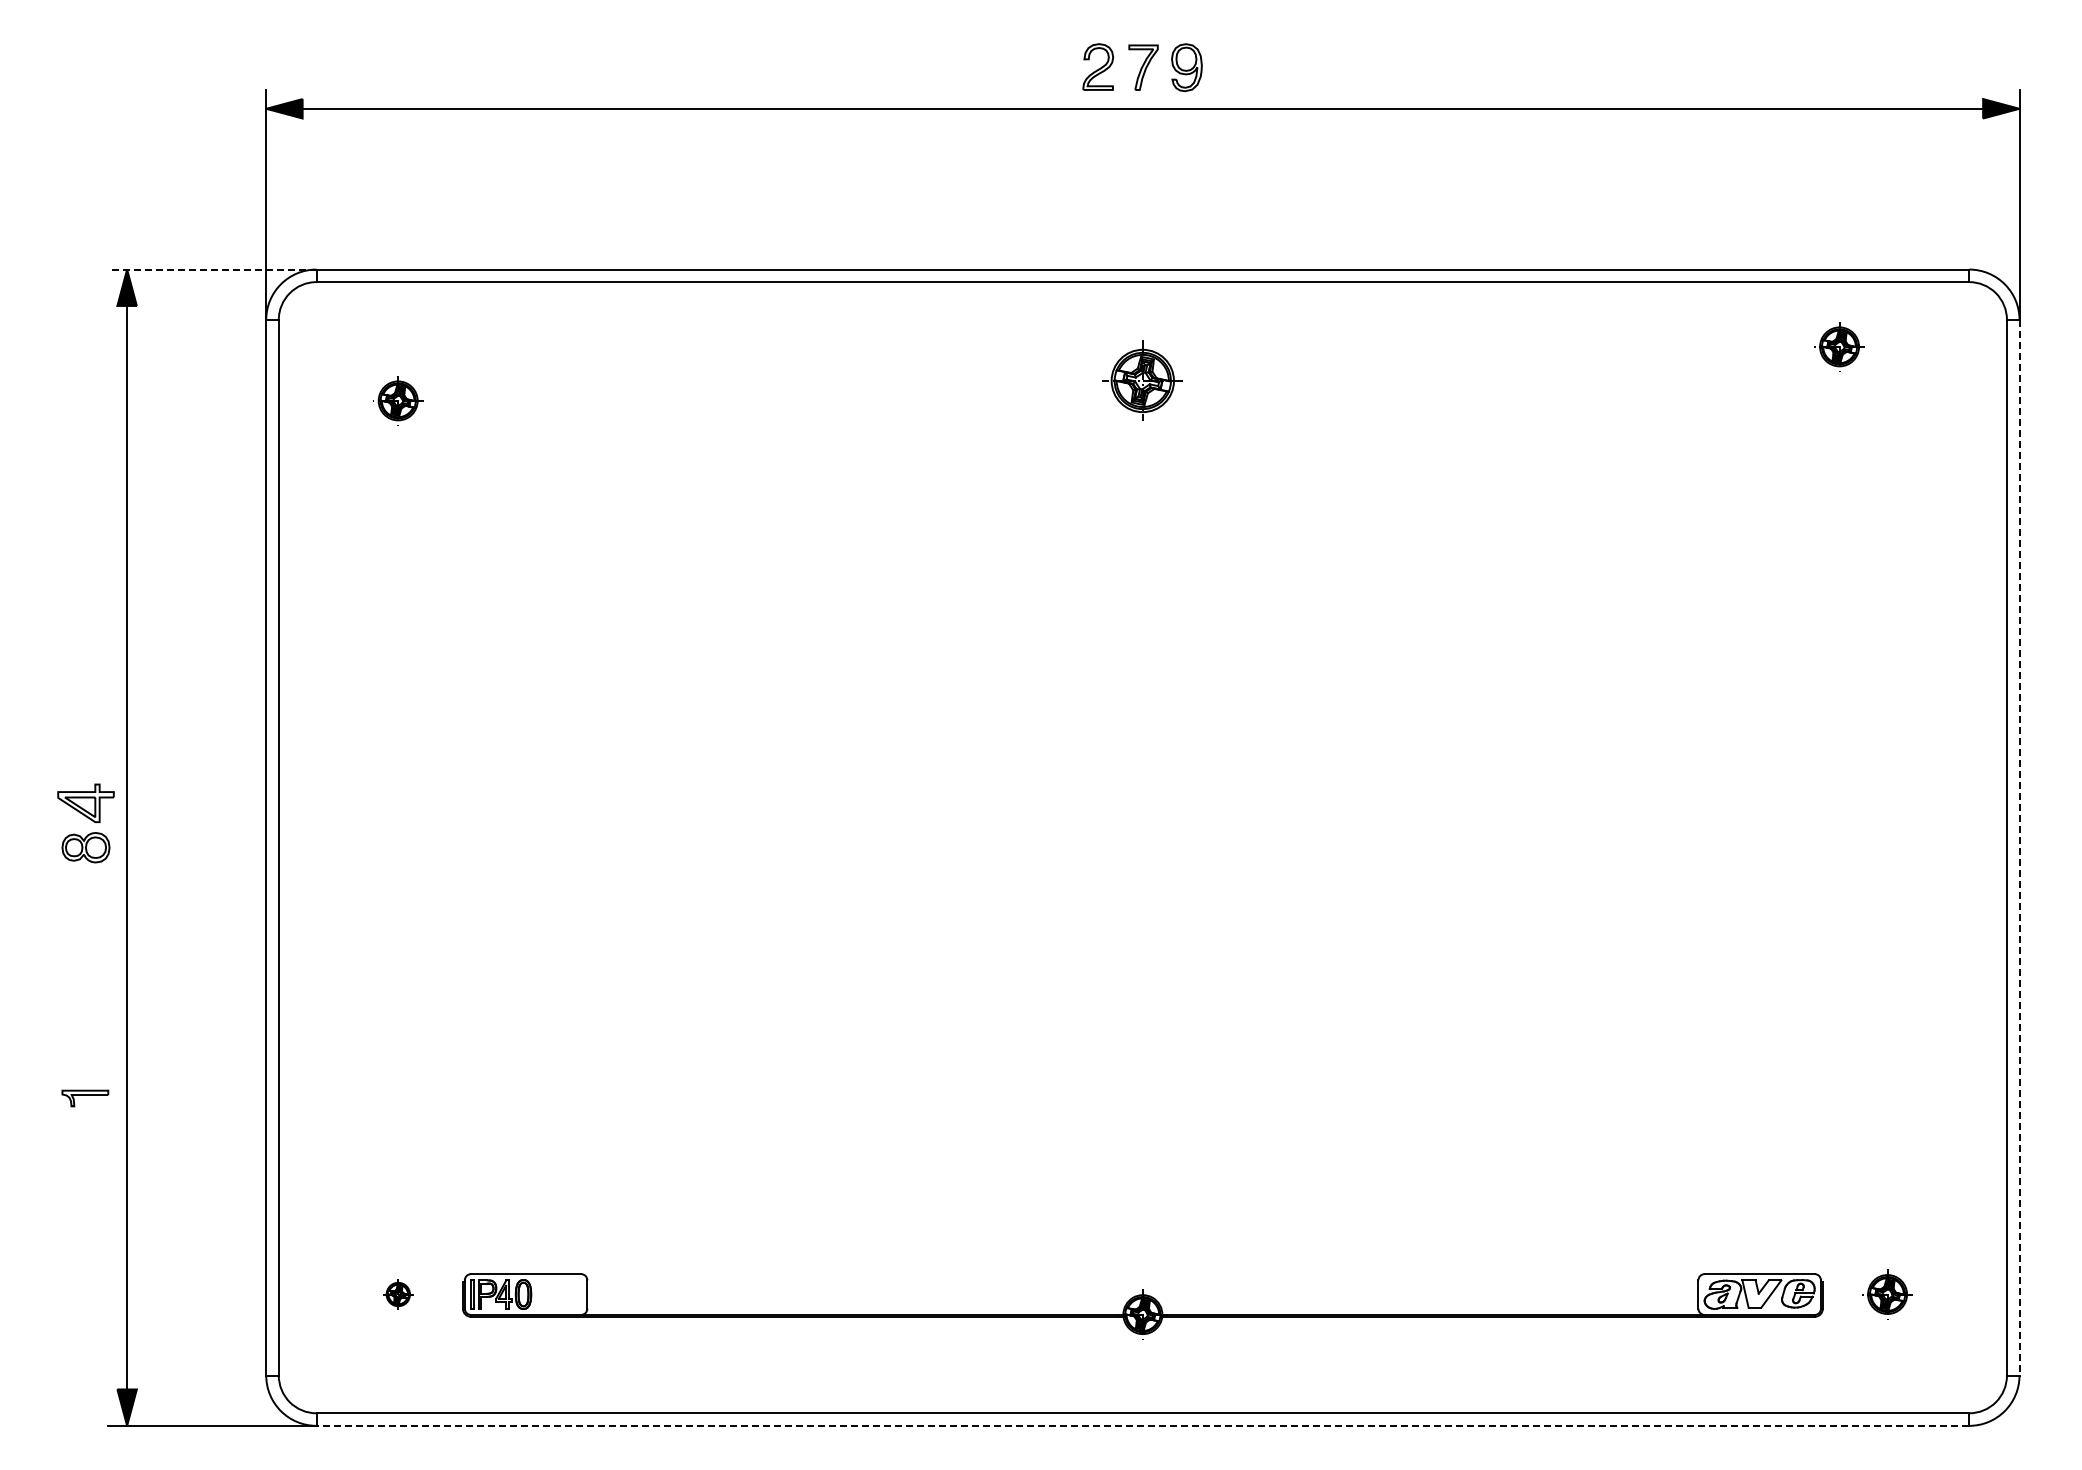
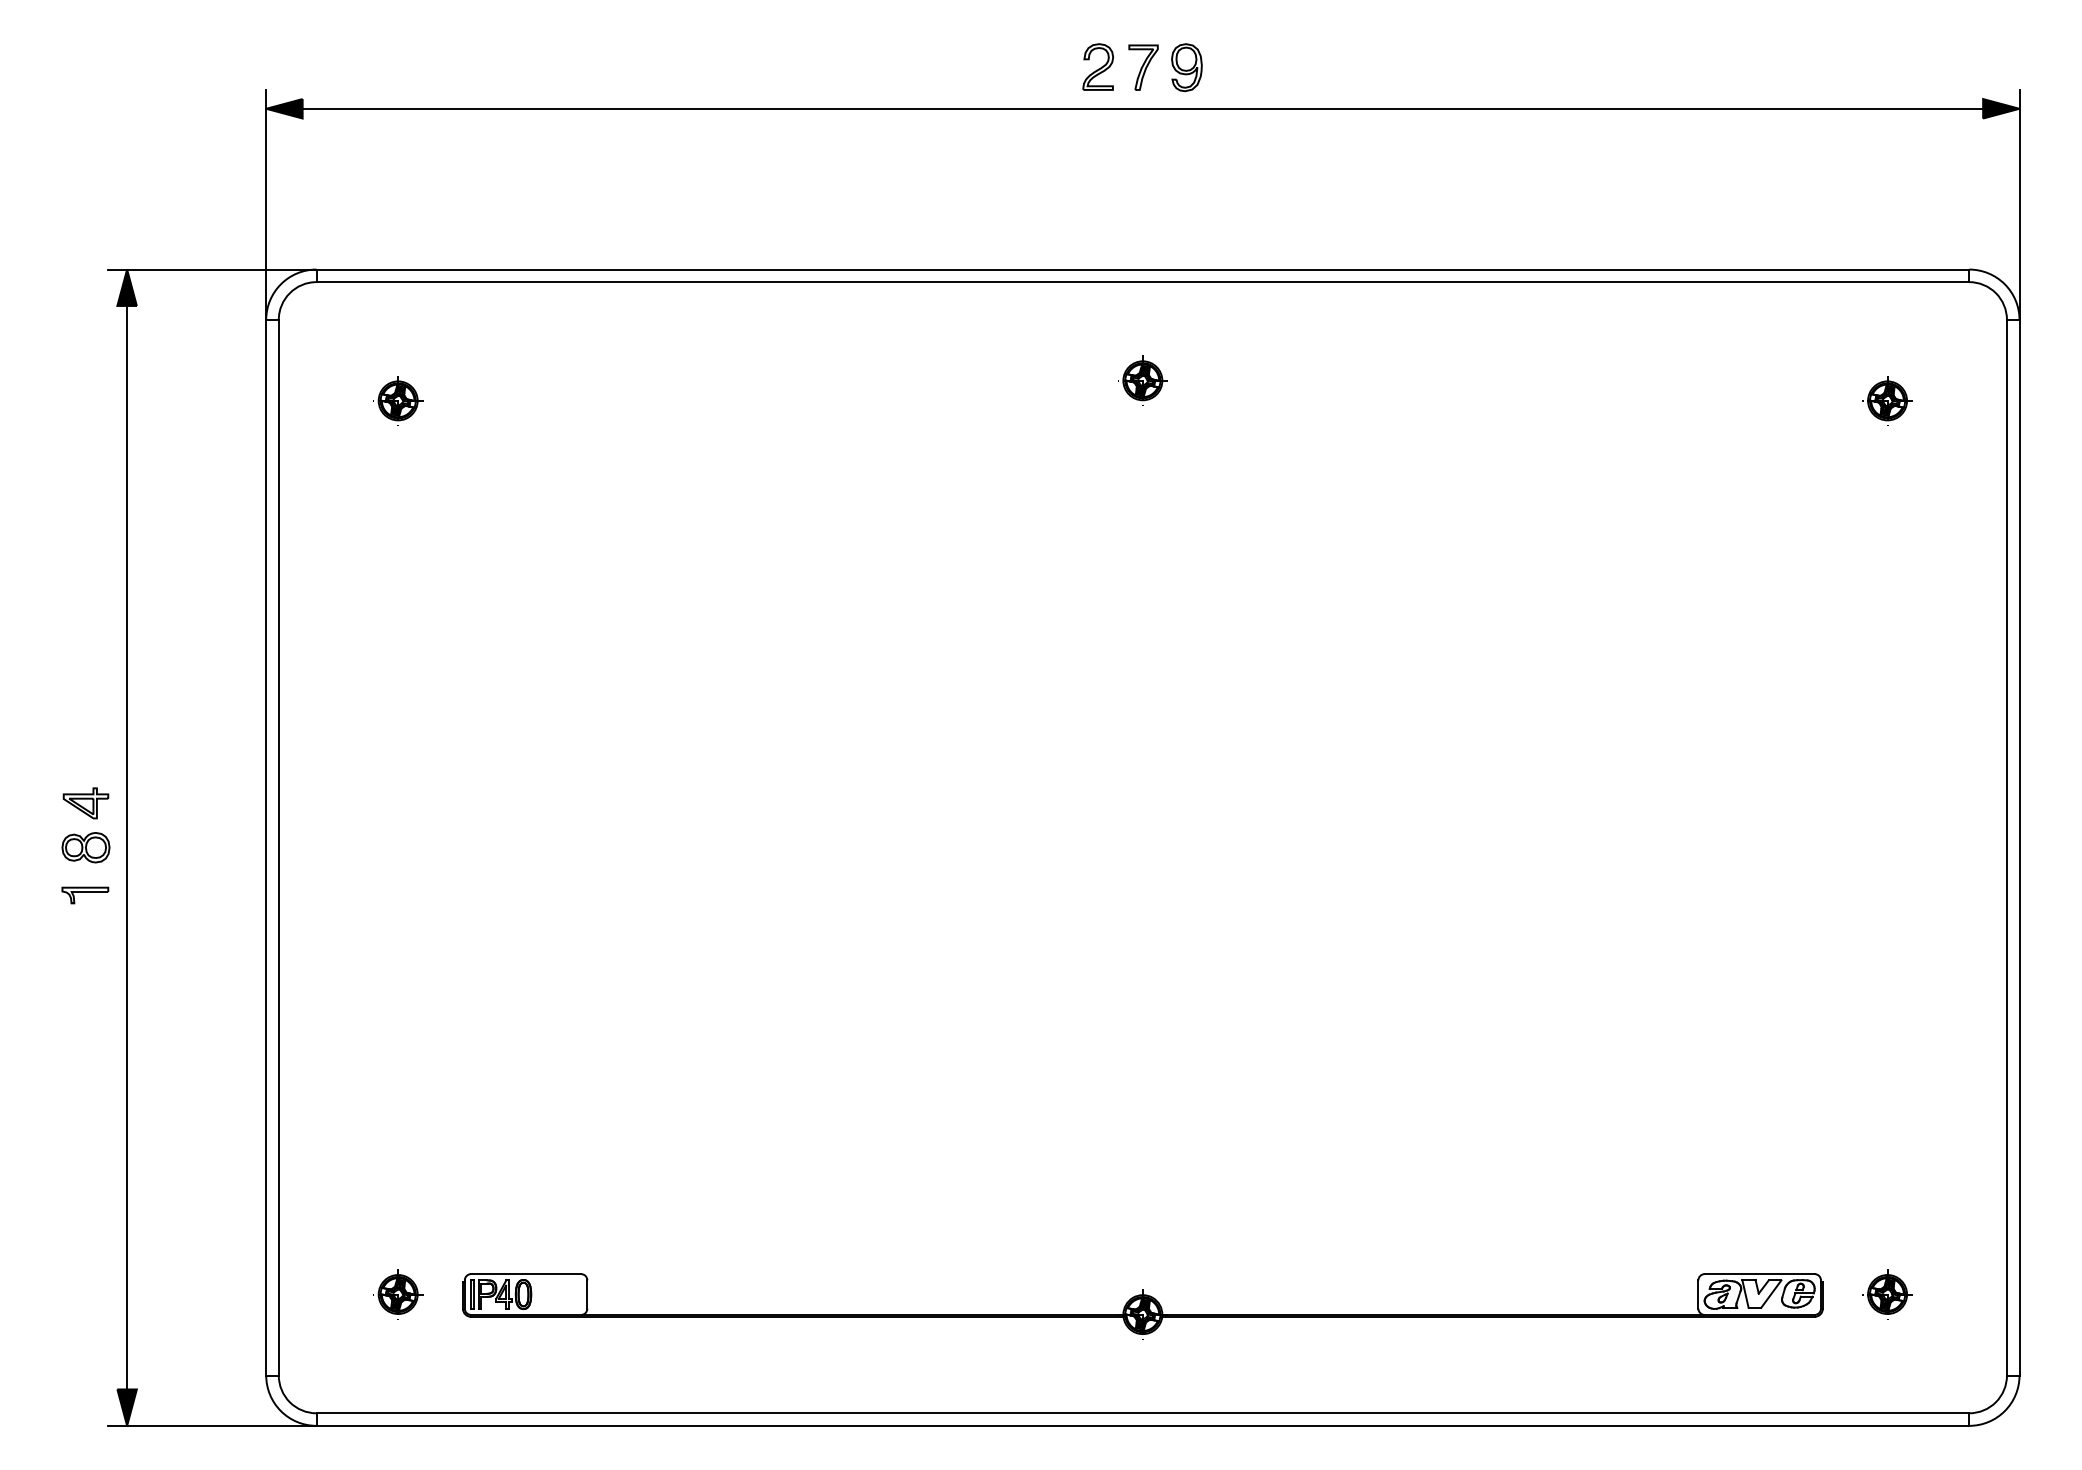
line: dashed -> solid (211, 269)
part position: (1839, 346) -> (1887, 400) (1887, 400)
part size: 81x81 px -> 50x51 px (1142, 380)
part size: 58x40 px -> 48x33 px (85, 803)
line: dashed -> solid (2019, 847)
part position: (85, 1098) -> (85, 895) (85, 895)
part size: 31x31 px -> 51x51 px (398, 1294)
line: dashed -> solid (1142, 1425)
